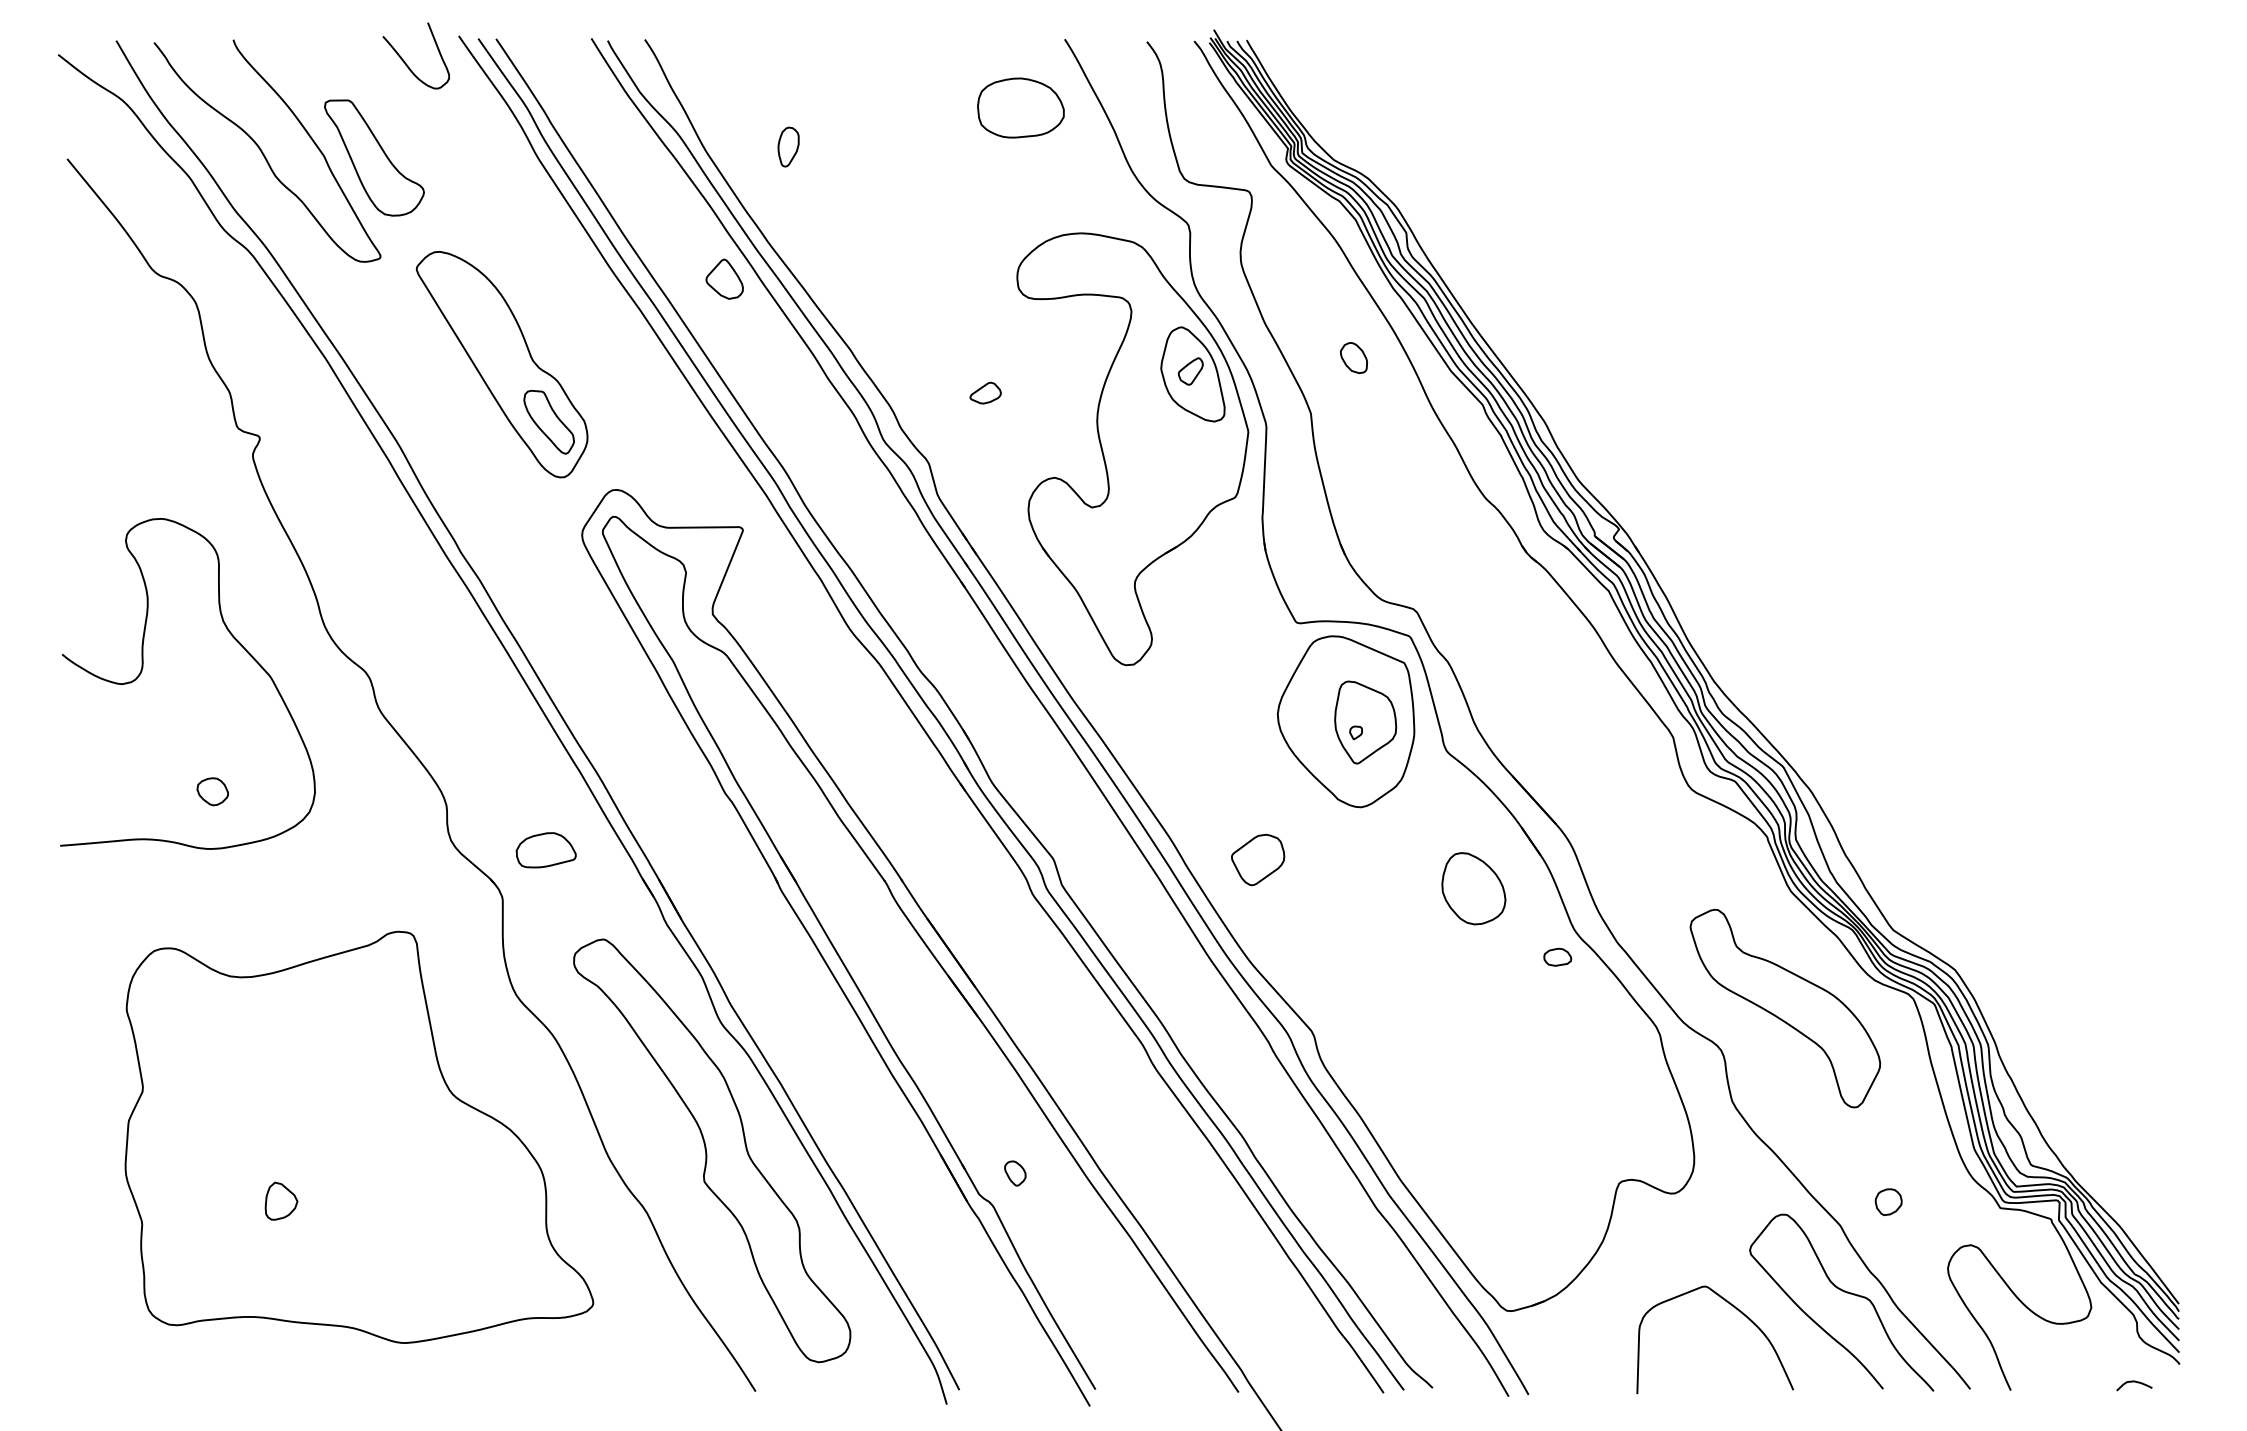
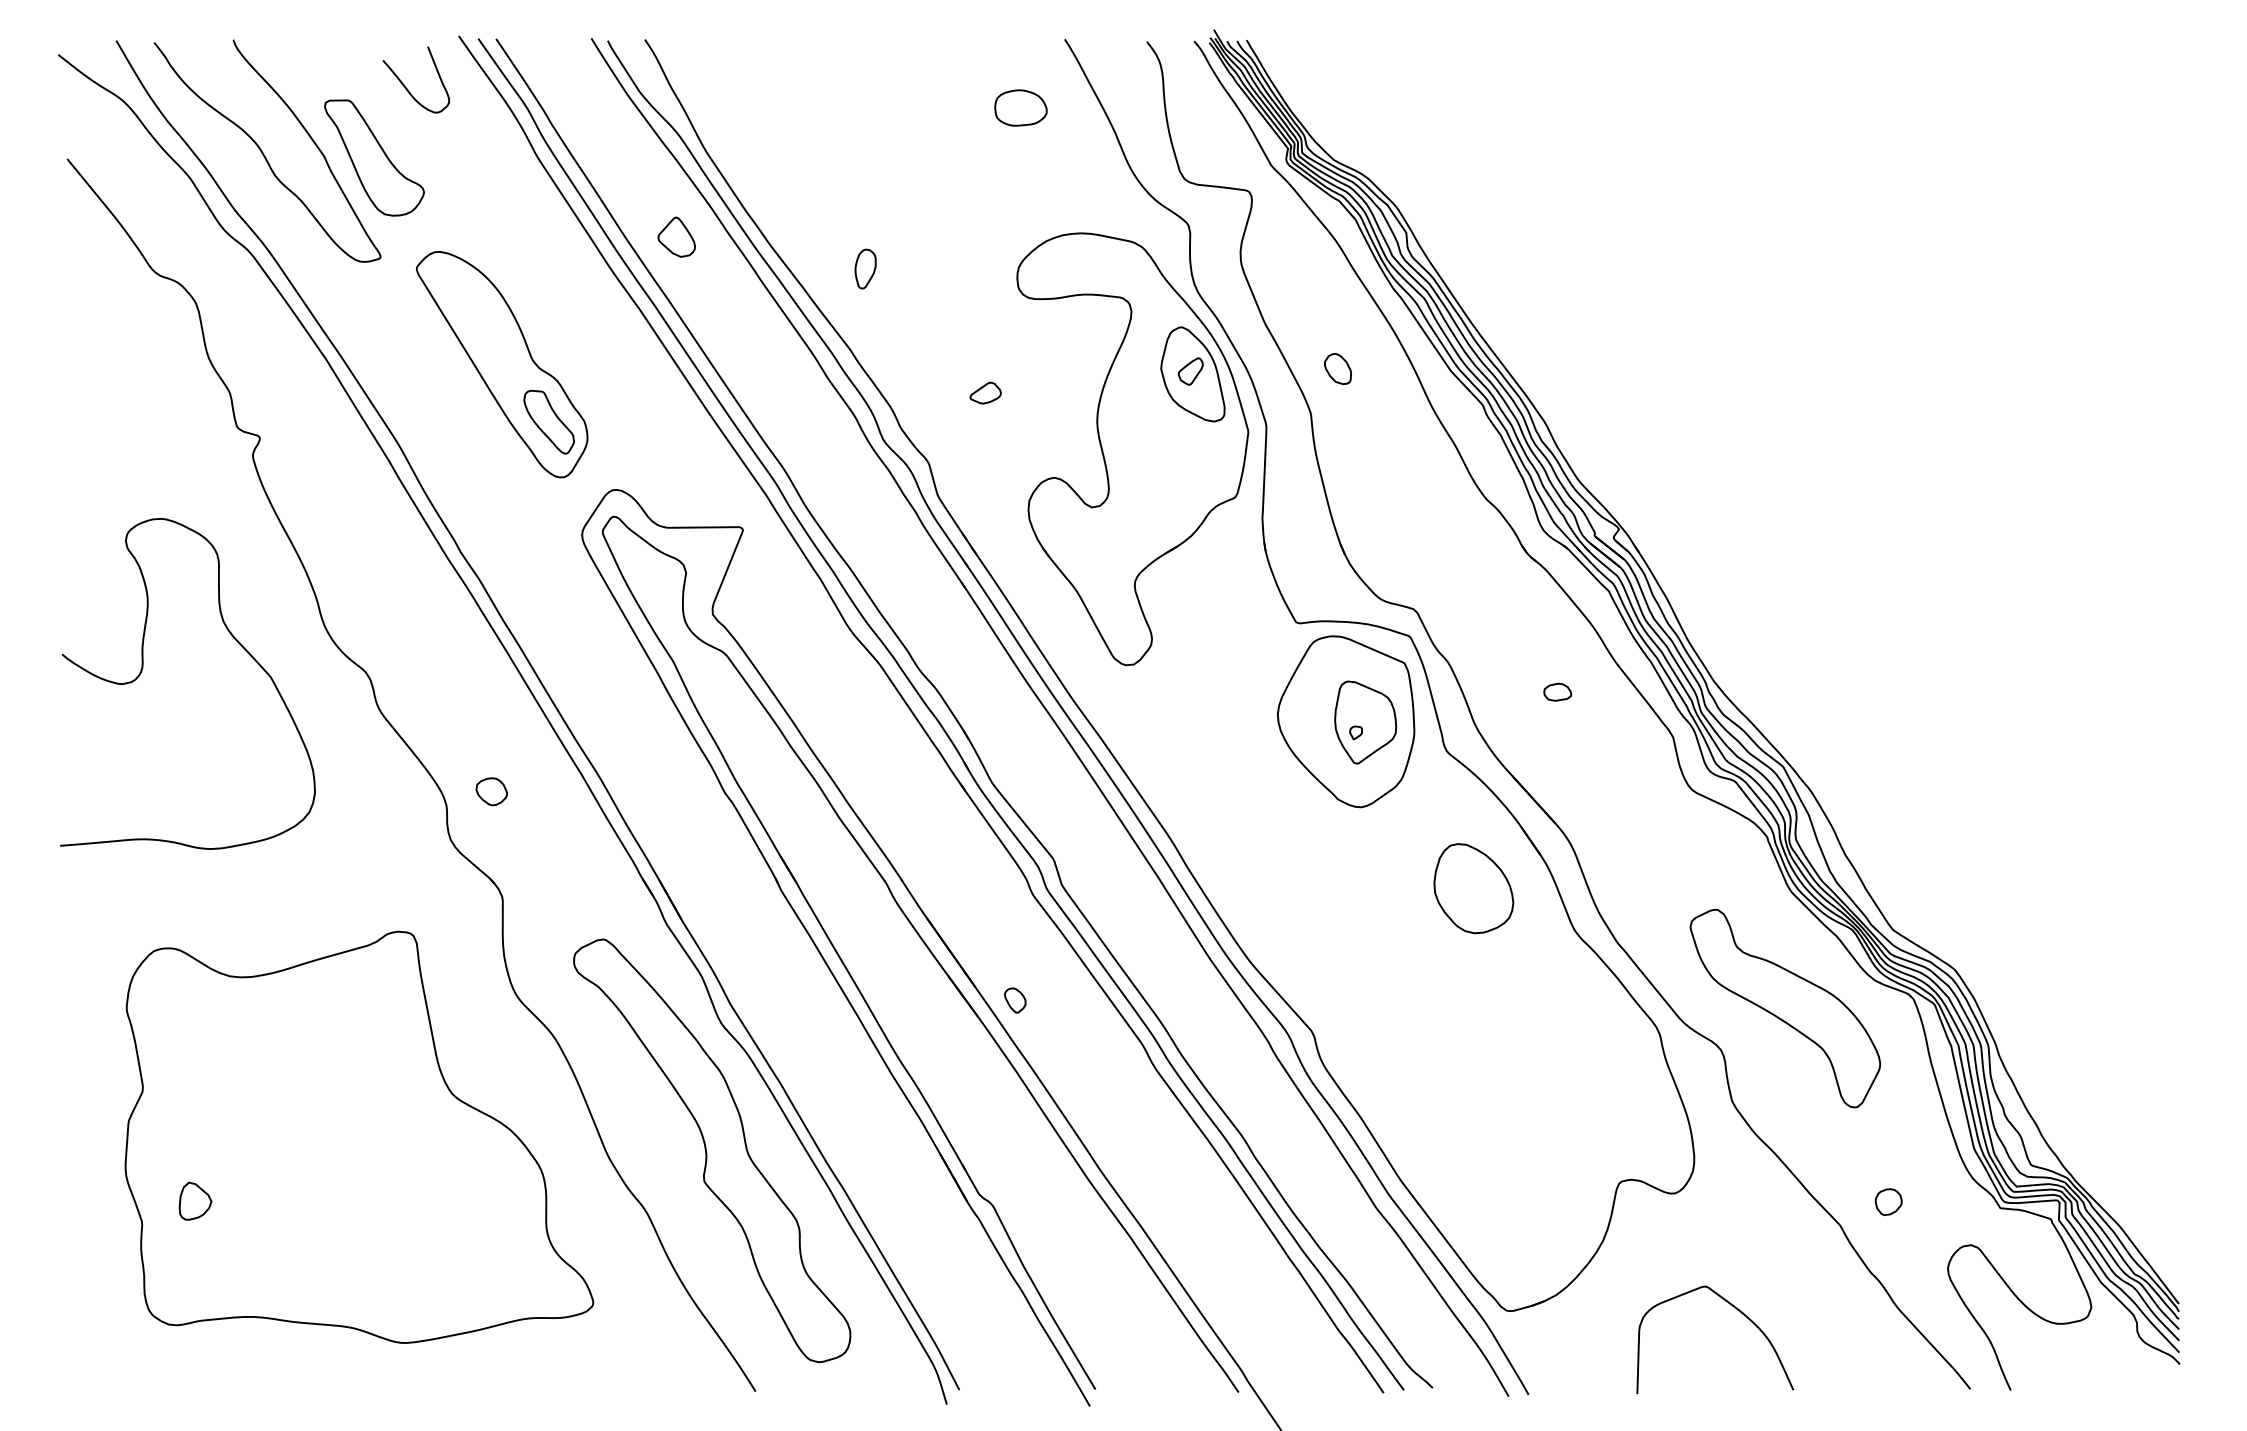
curve position: (405, 61) -> (405, 85) (405, 85)
part size: 88x62 px -> 54x38 px (1020, 107)
part position: (788, 146) -> (865, 268) (865, 268)
part position: (724, 278) -> (676, 236) (676, 236)
part position: (1353, 357) -> (1337, 368) (1337, 368)
part position: (212, 791) -> (491, 791) (491, 791)
part: present -> none (545, 850)
part: present -> none (1258, 859)
part size: 66x74 px -> 82x92 px (1473, 888)
part position: (1557, 956) -> (1557, 691) (1557, 691)
part position: (1015, 1173) -> (1015, 1000) (1015, 1000)
part position: (281, 1200) -> (195, 1200) (195, 1200)
curve: present -> none (1846, 1293)
curve: present -> none (2134, 1382)
